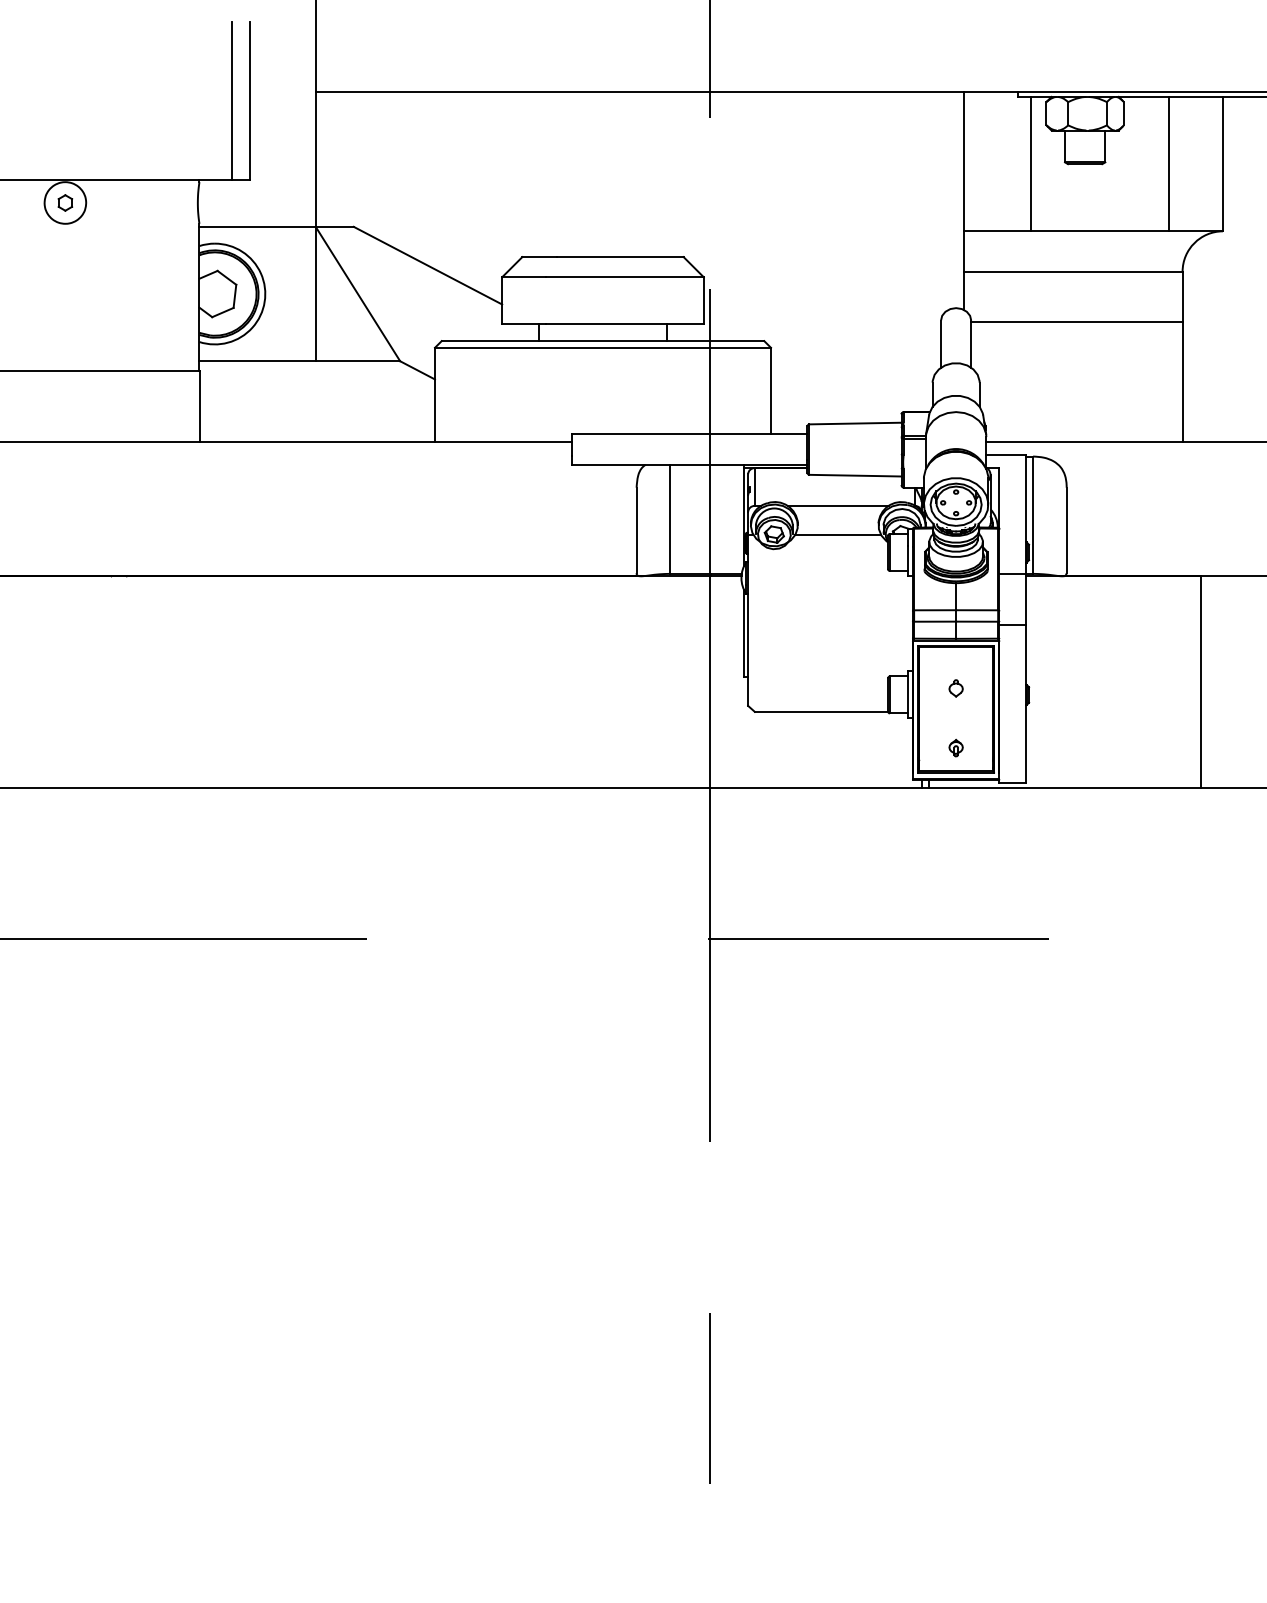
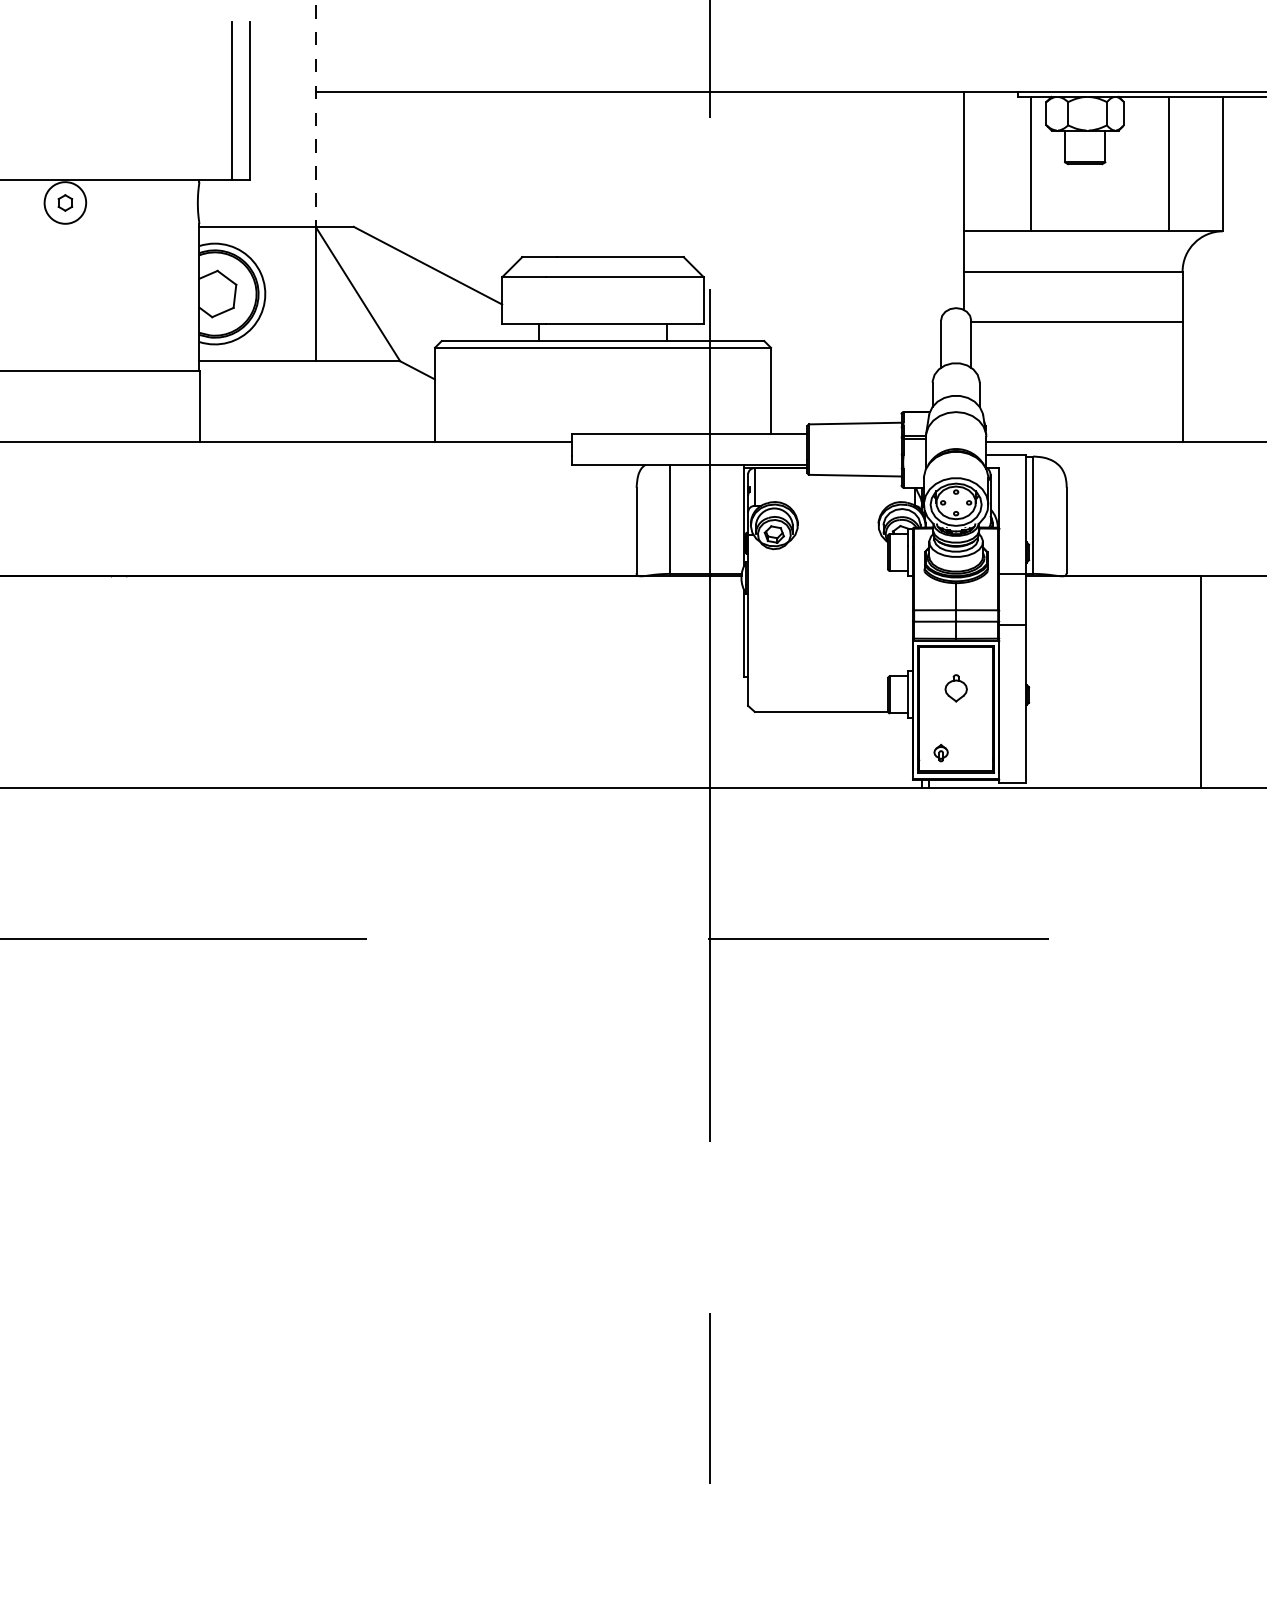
line: solid -> dashed (315, 114)
line: present -> none (837, 505)
line: present -> none (837, 534)
part size: 16x19 px -> 24x29 px (955, 688)
part position: (955, 747) -> (940, 752) (940, 752)
